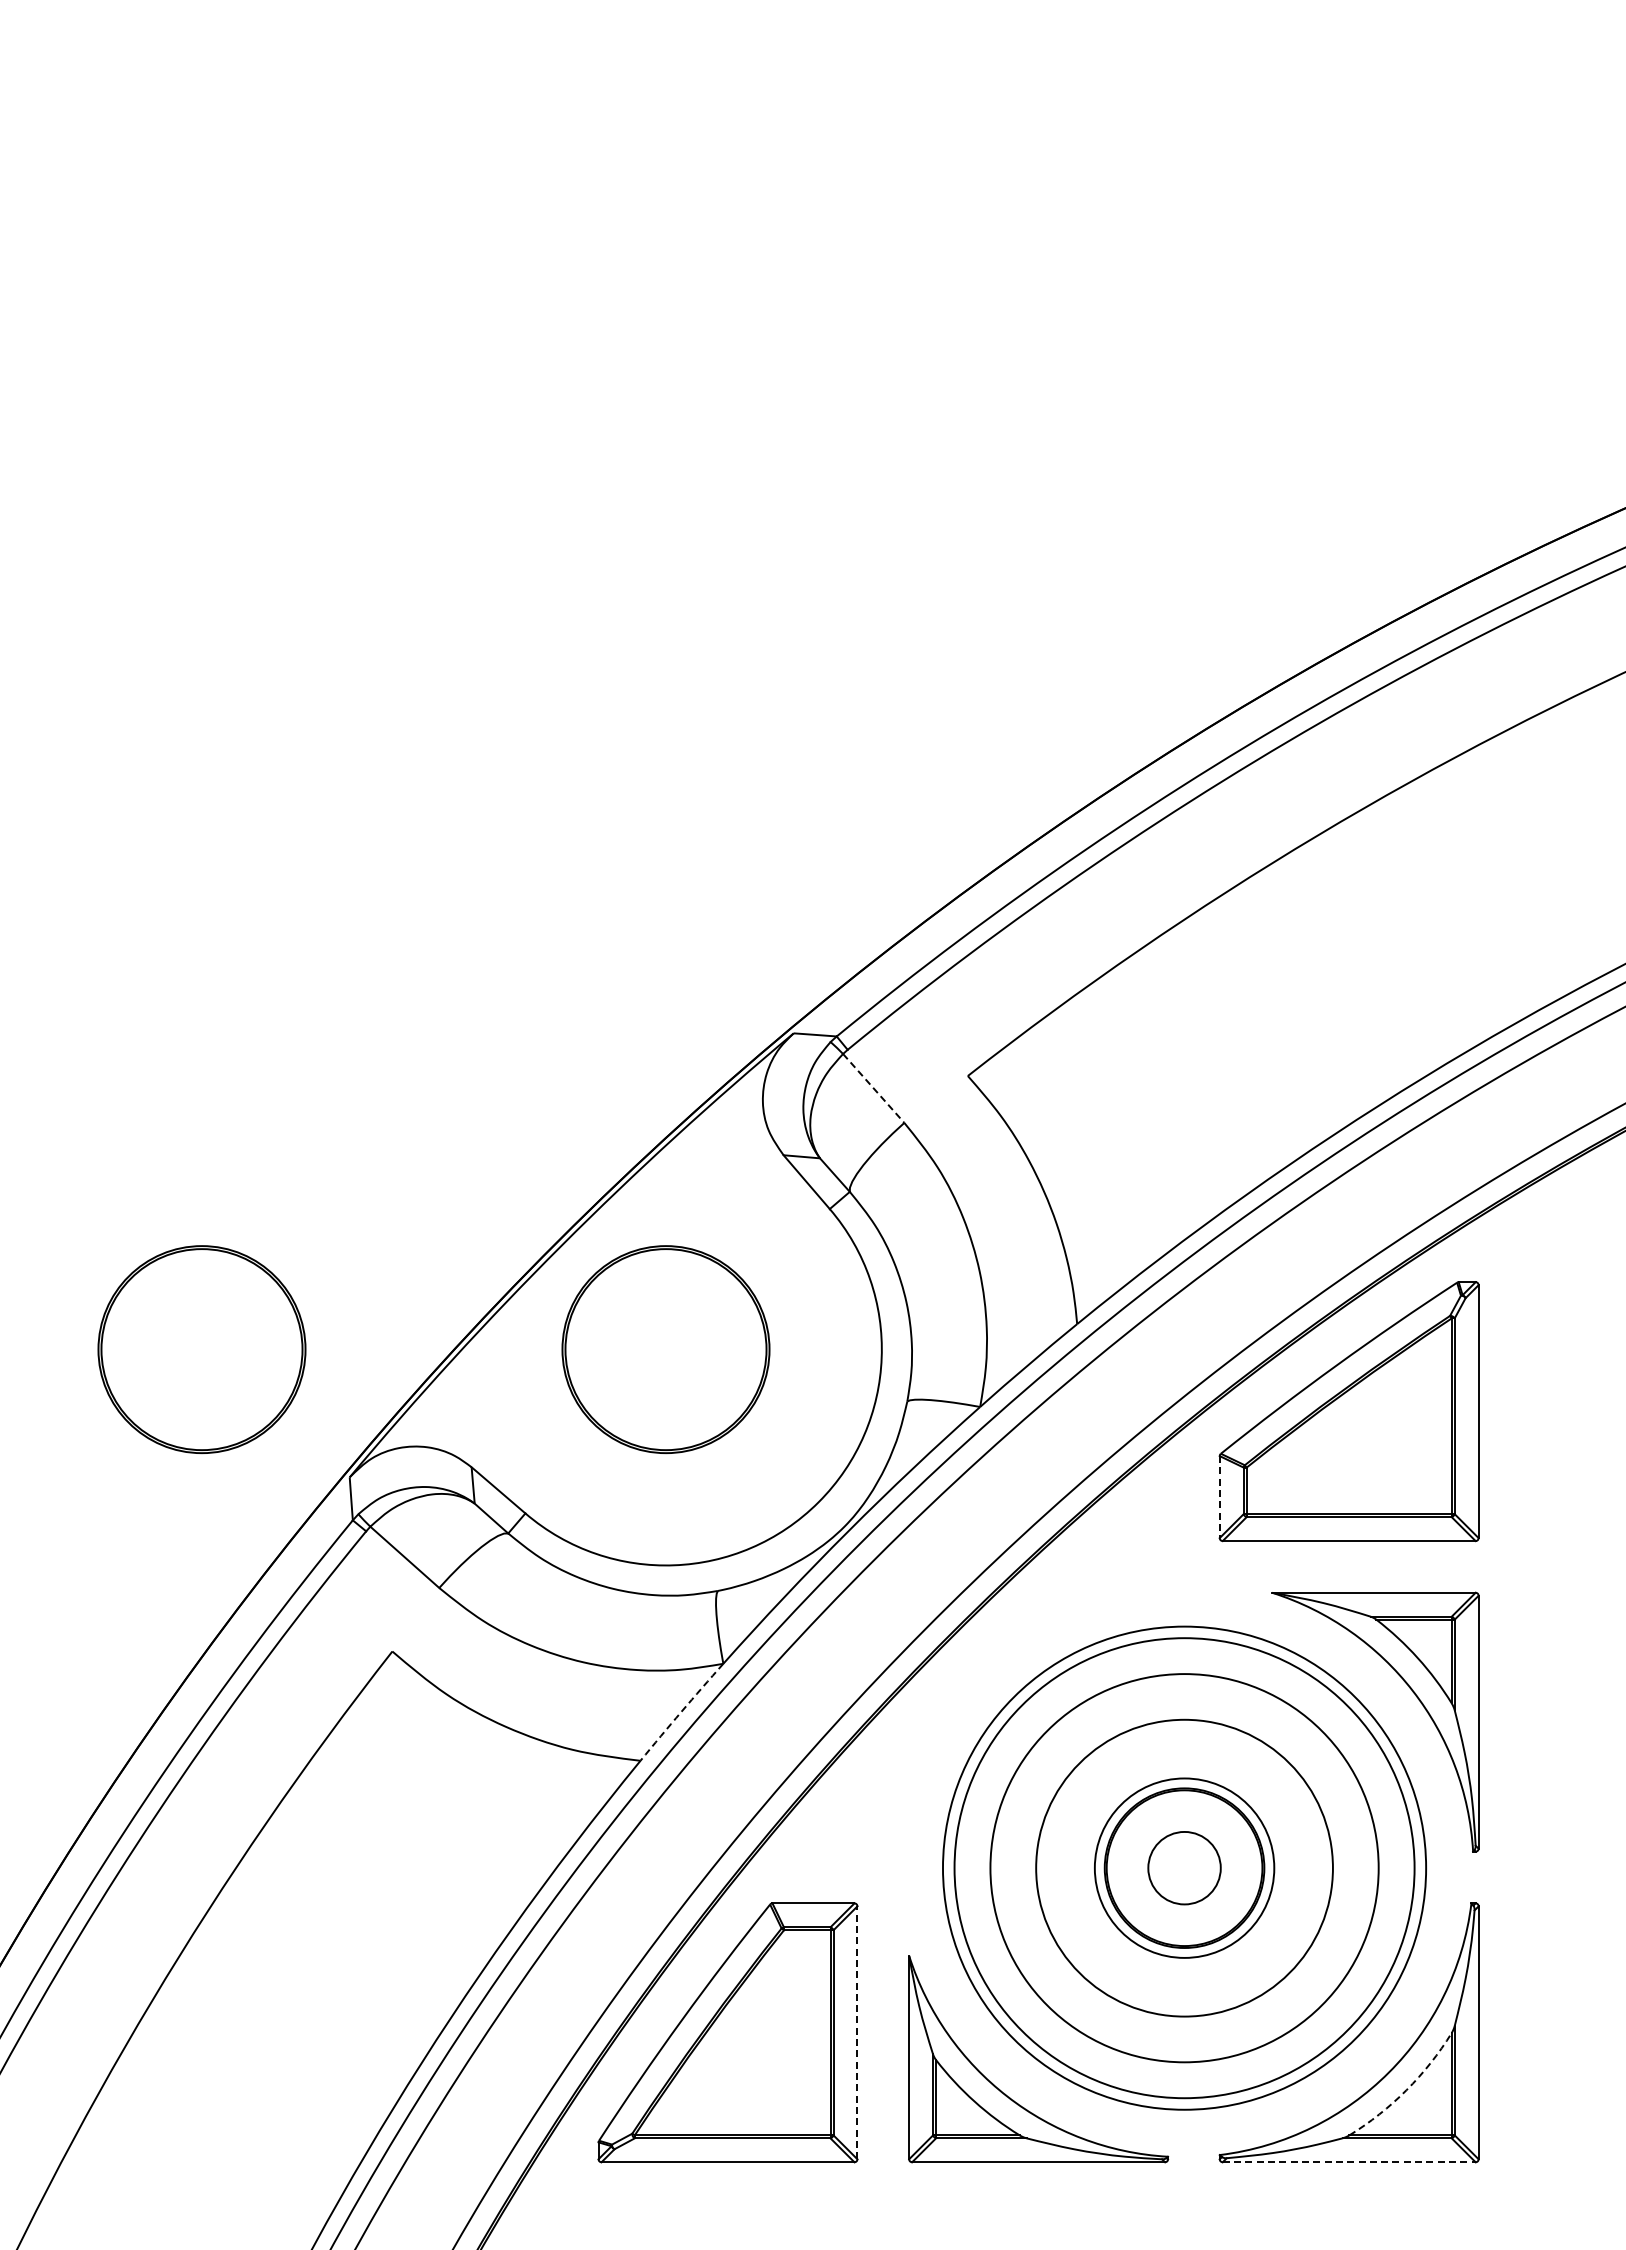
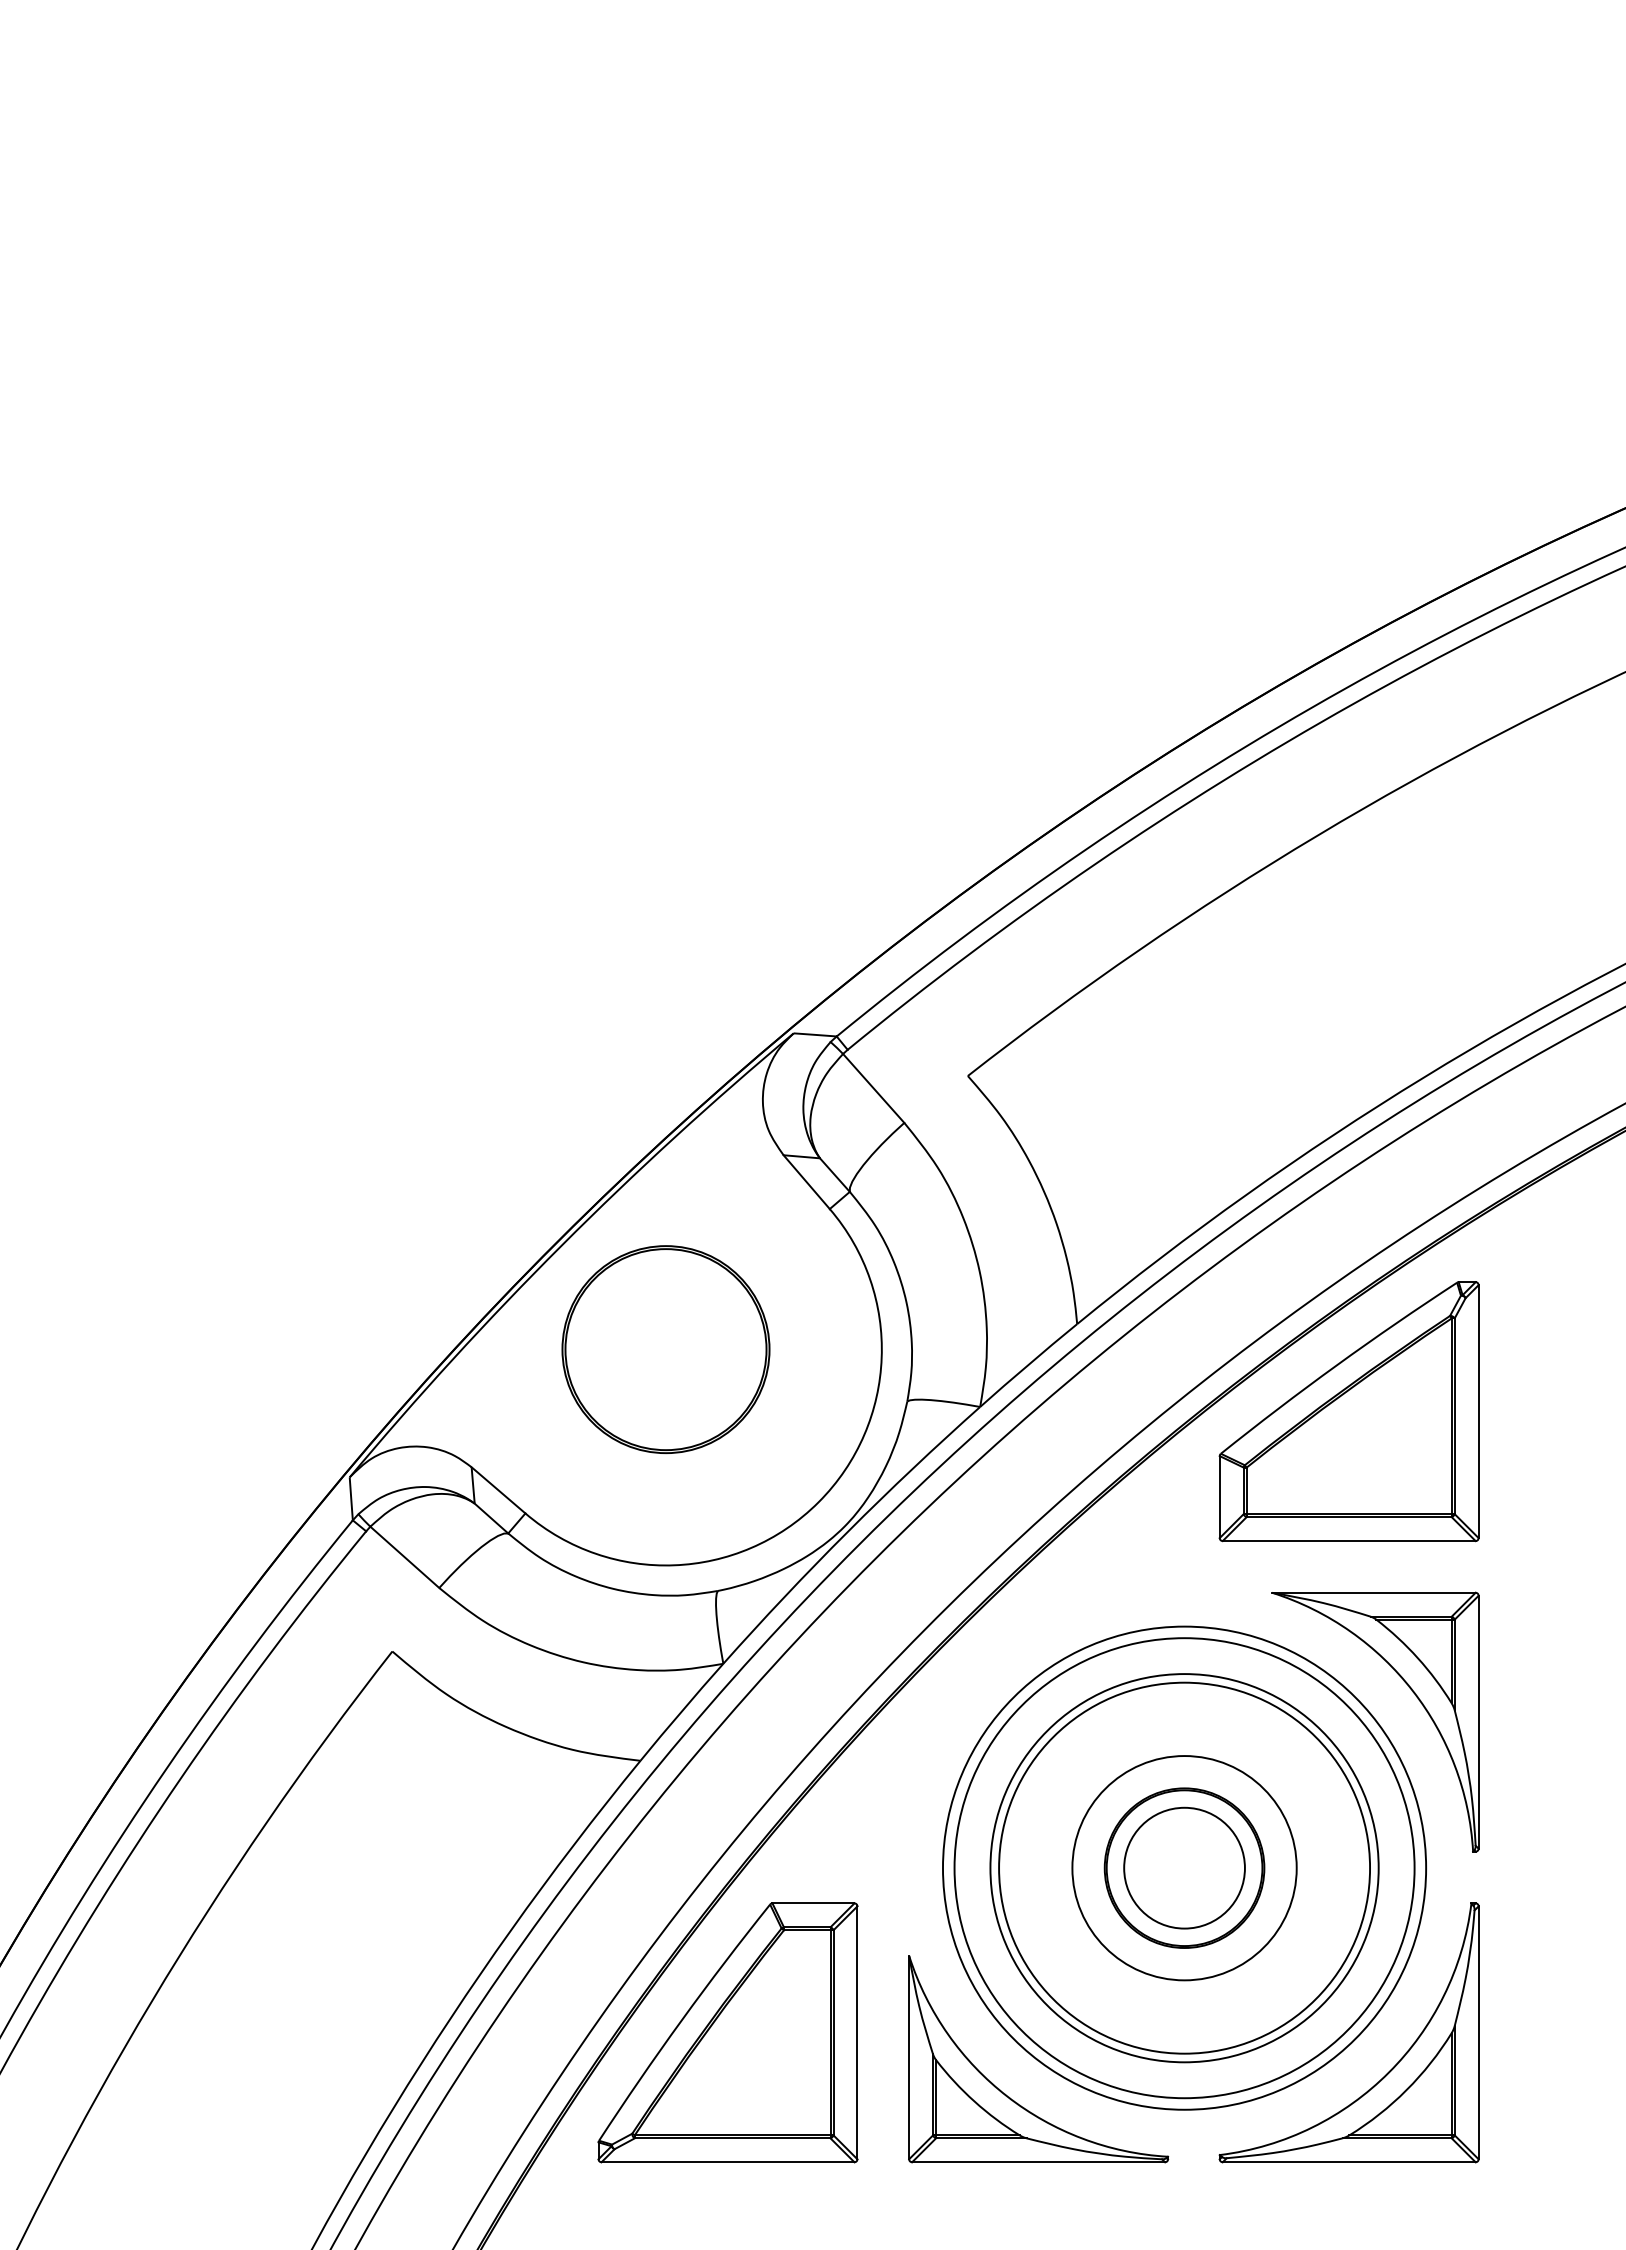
line: dashed -> solid (874, 1088)
part: present -> none (201, 1349)
line: dashed -> solid (1219, 1497)
arc: dashed -> solid (681, 1711)
circle diameter: 179 px -> 224 px (1184, 1868)
circle diameter: 297 px -> 371 px (1184, 1867)
circle diameter: 72 px -> 121 px (1184, 1867)
line: dashed -> solid (857, 2032)
arc: dashed -> solid (1406, 2090)
line: dashed -> solid (1349, 2162)
